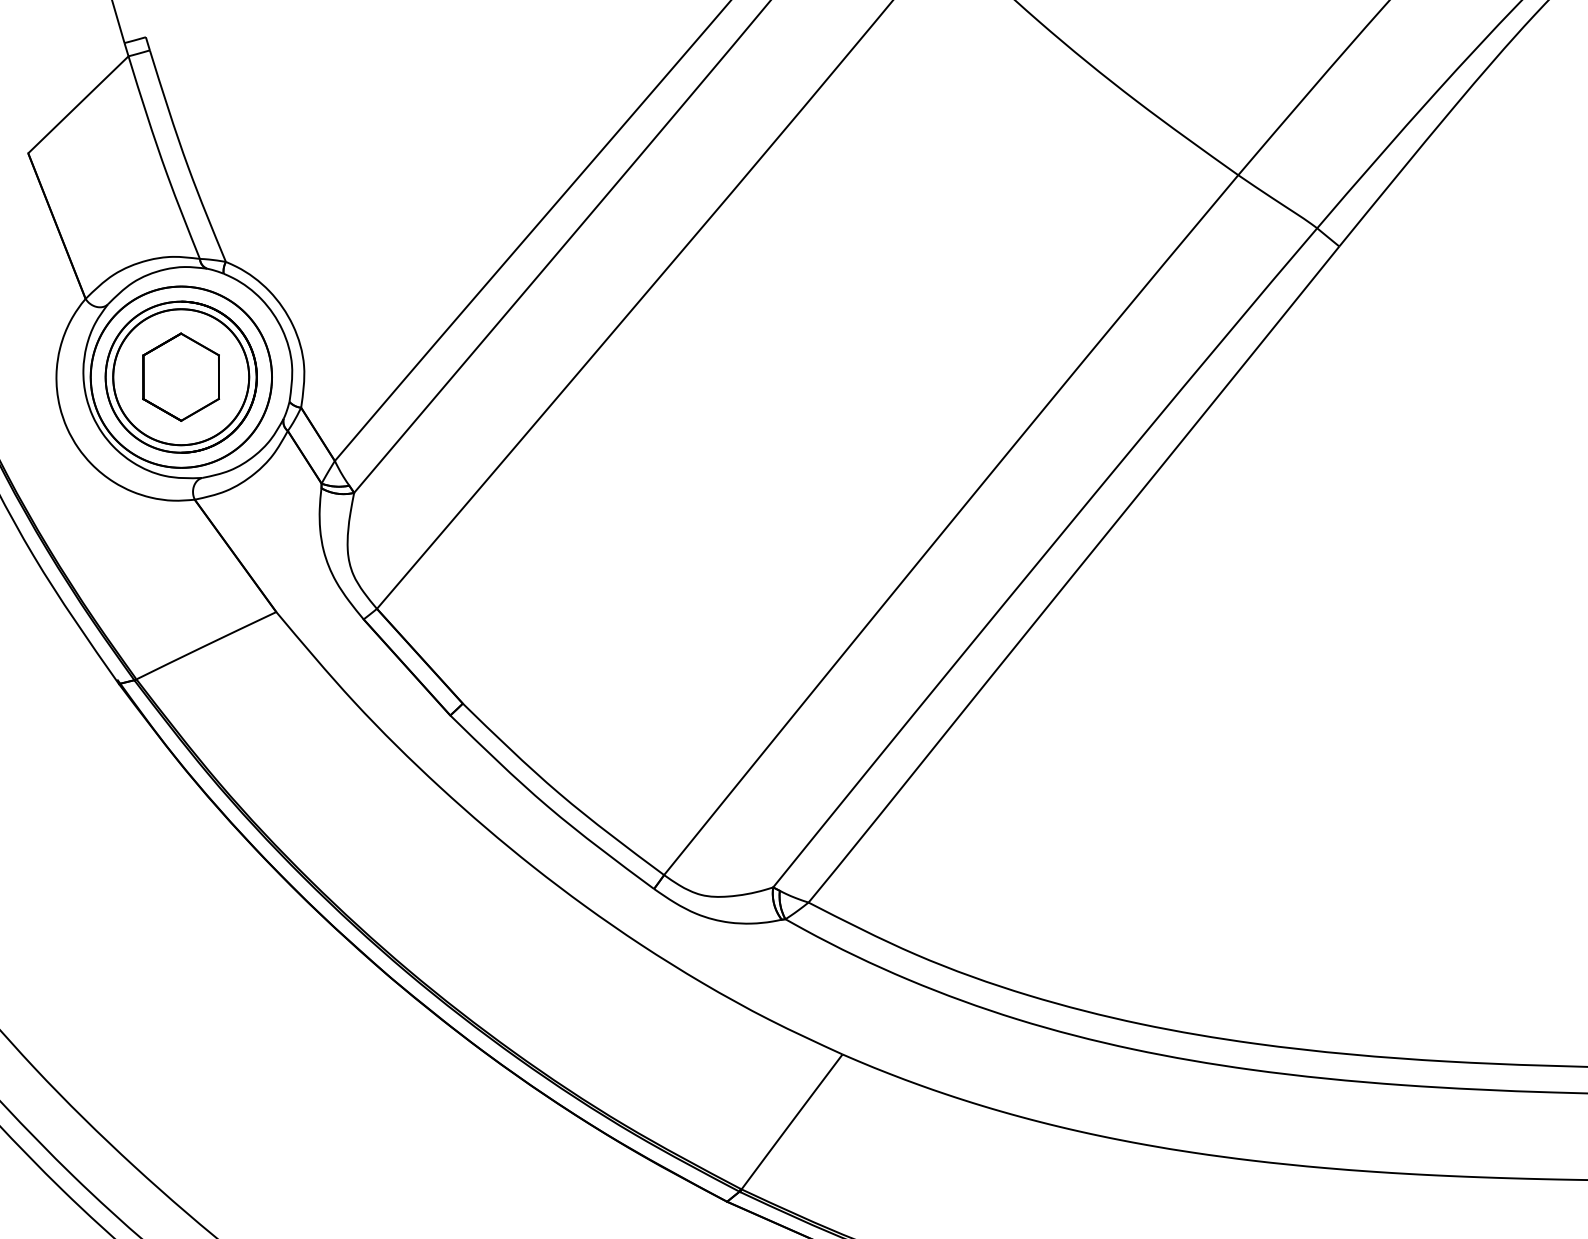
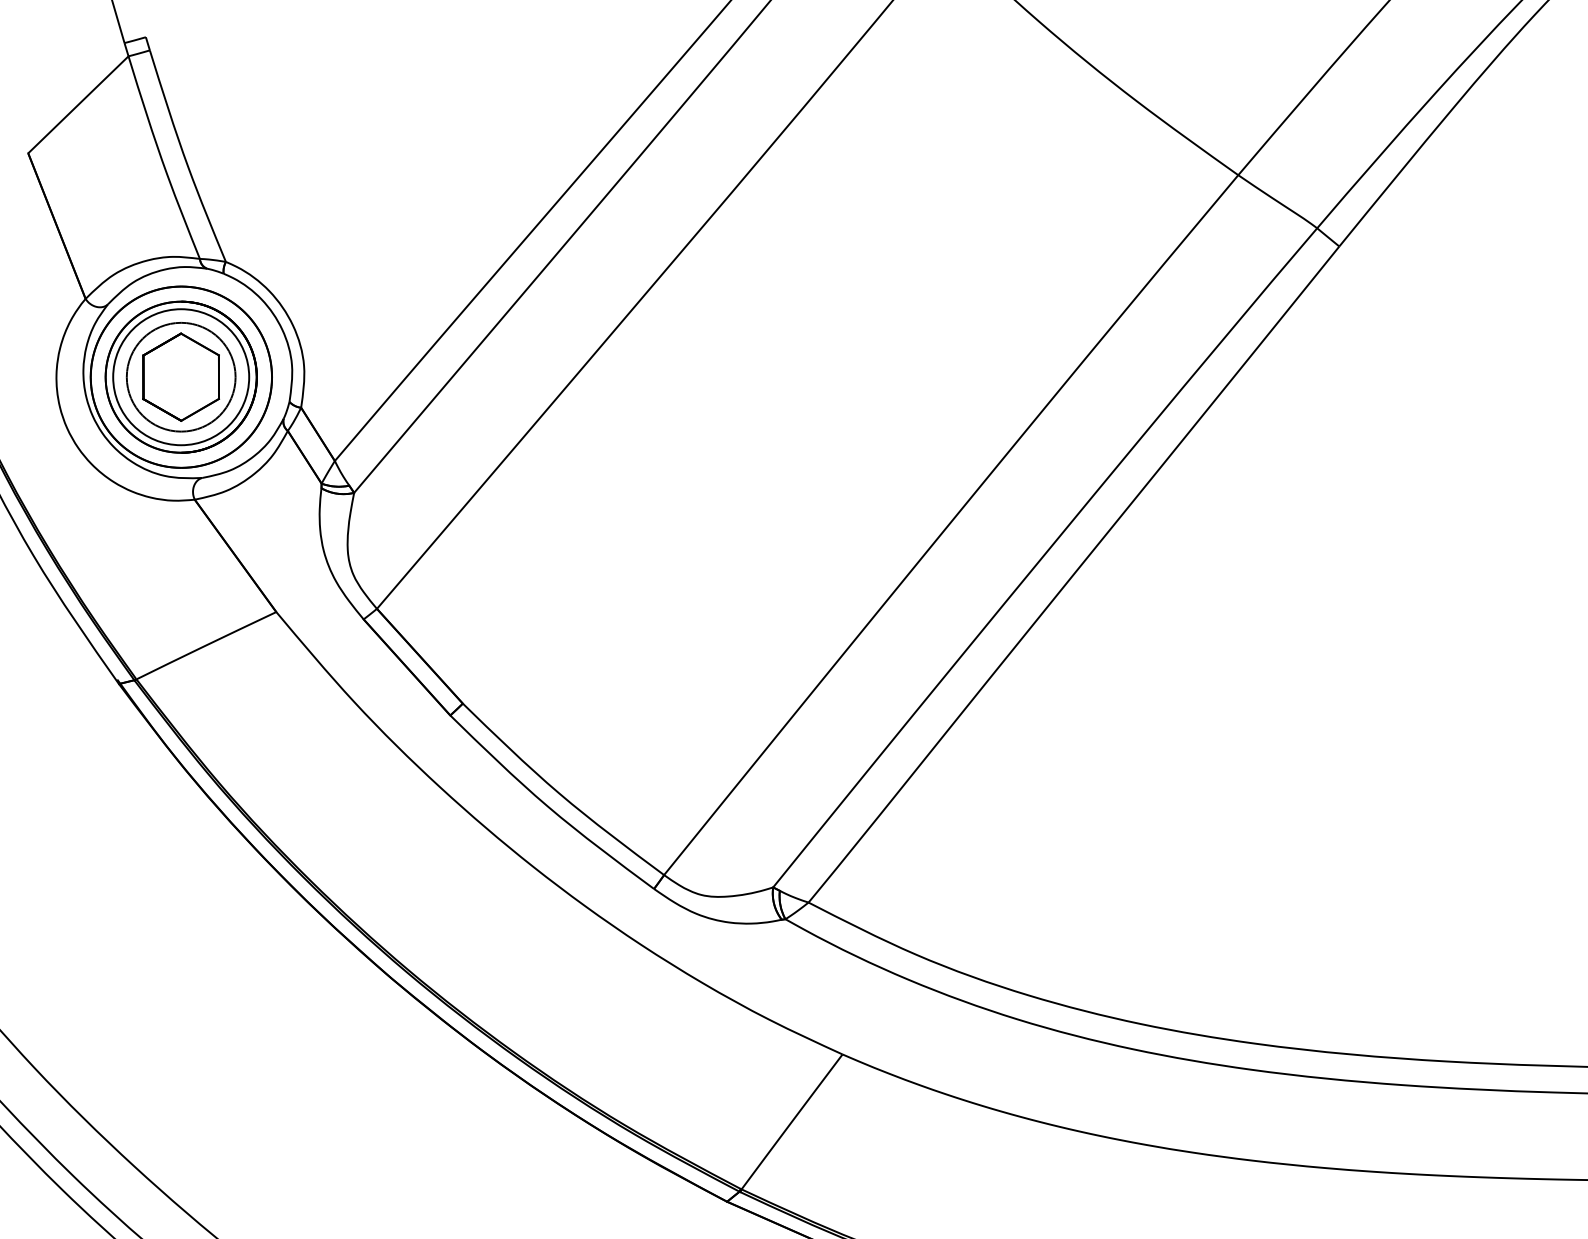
circle diameter: 136 px -> 109 px (180, 376)
